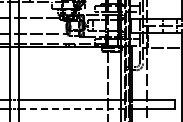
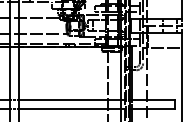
line: dashed -> solid (70, 109)
